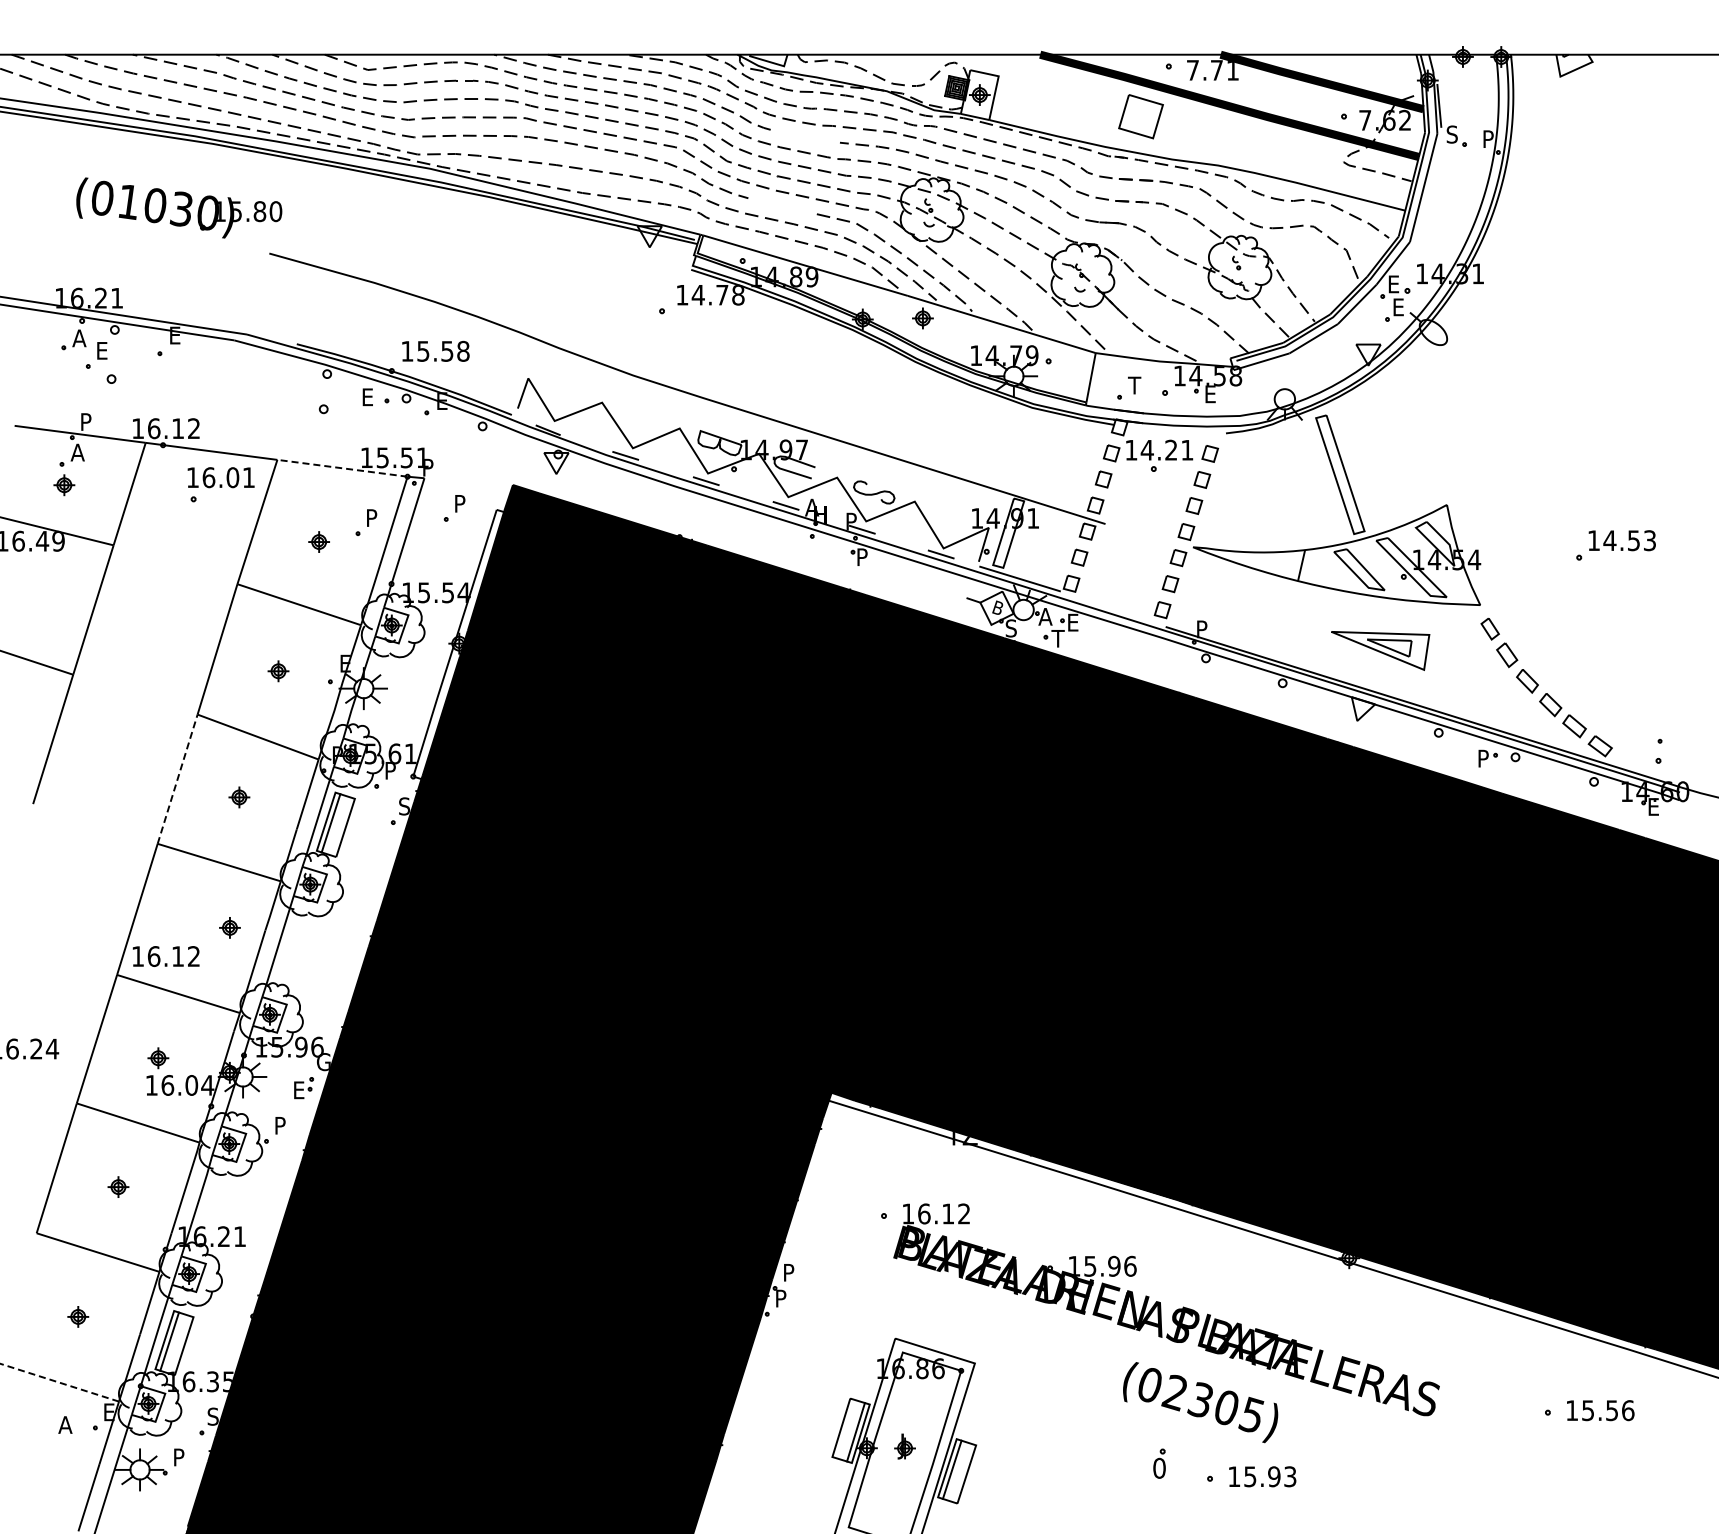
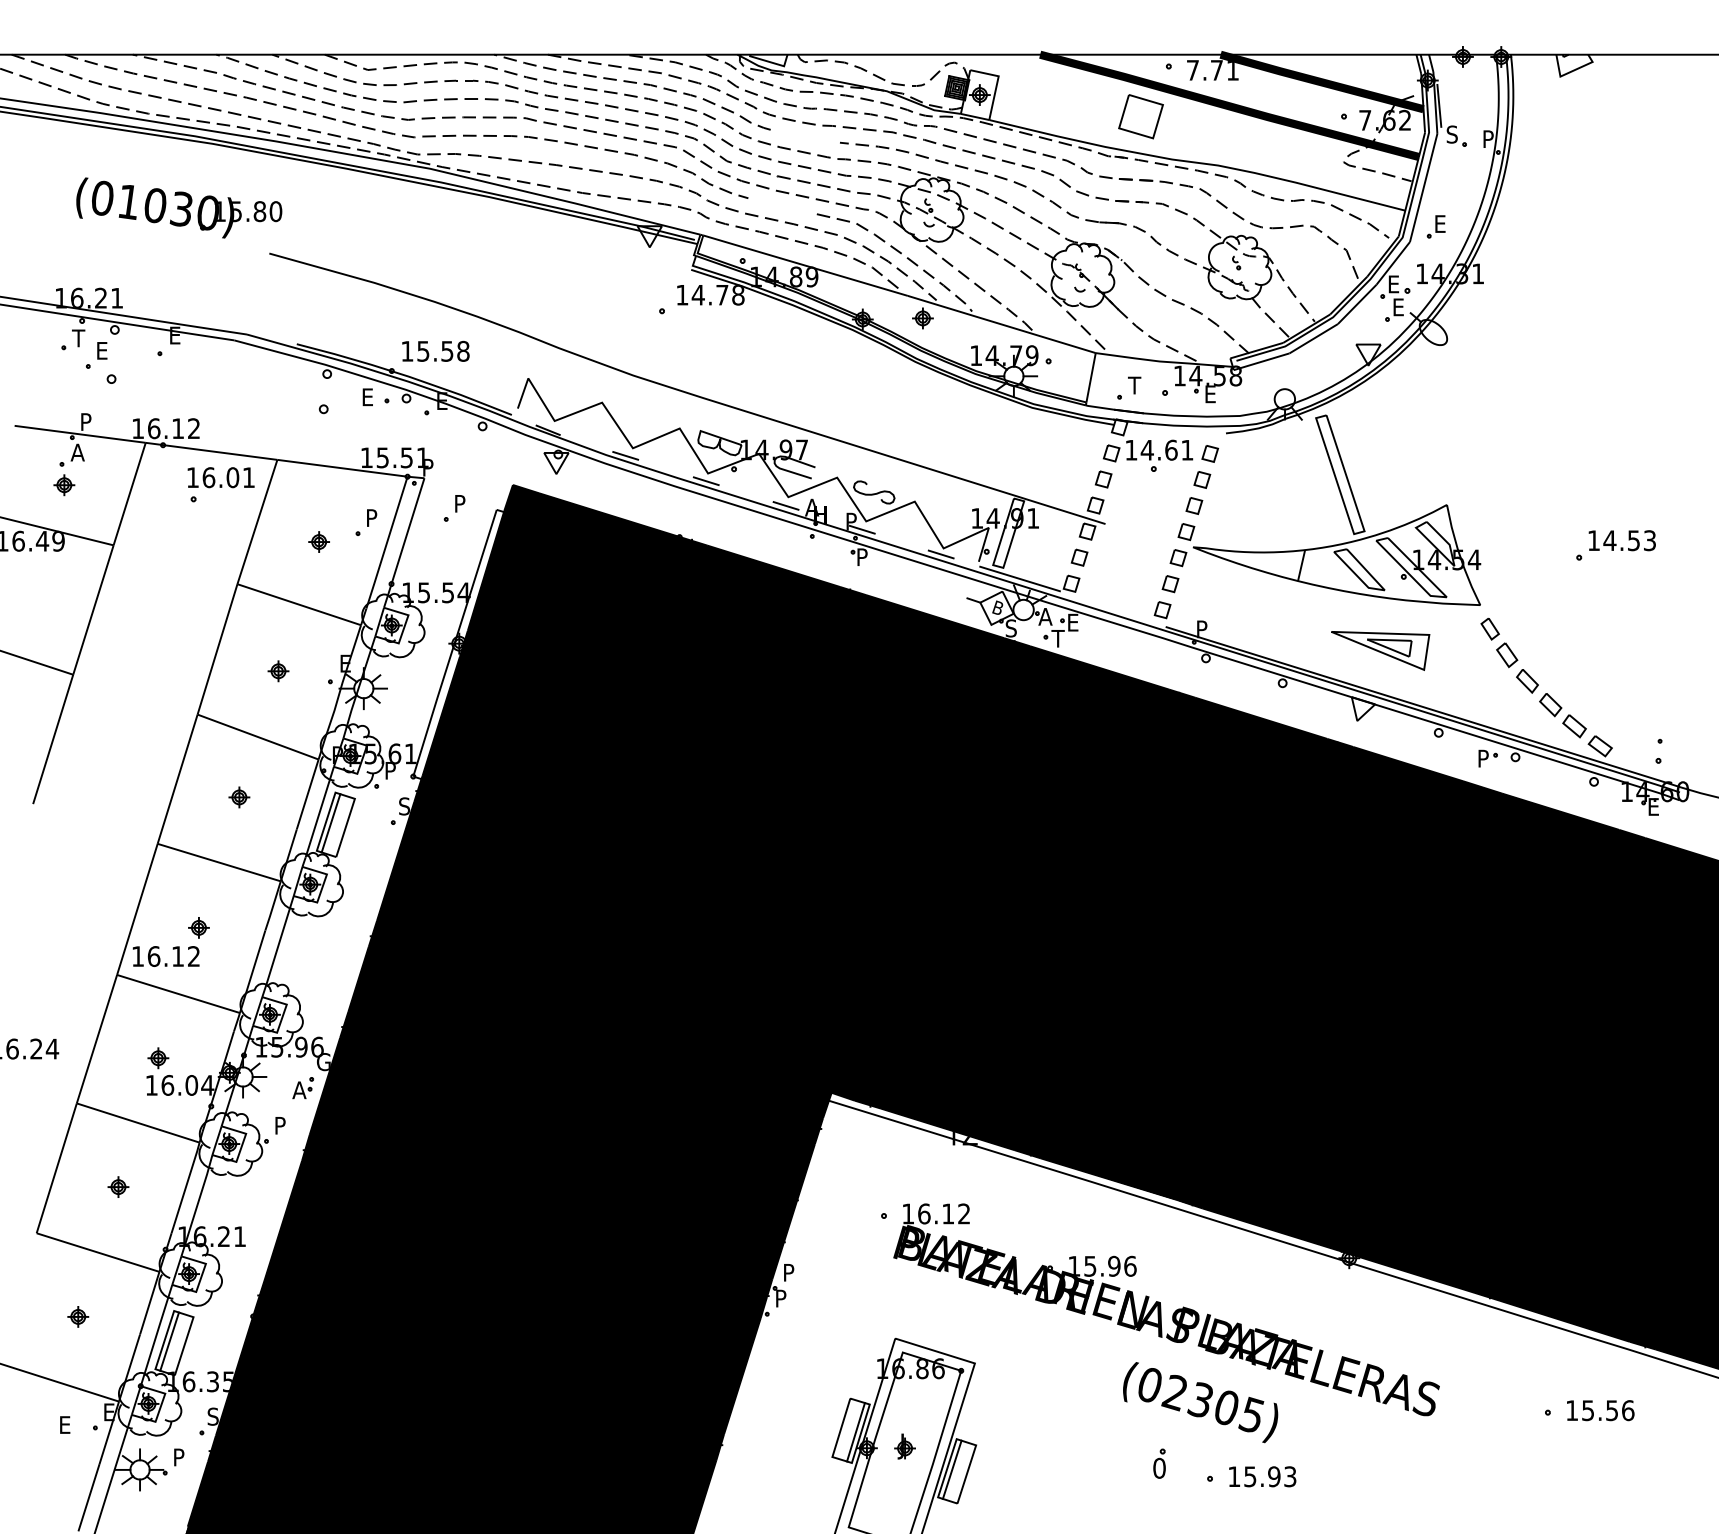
part: none -> present (1435, 226)
text: A -> T (79, 338)
text: 14.21 -> 14.61 (1171, 449)
line: dashed -> solid (342, 468)
line: dashed -> solid (177, 779)
part position: (229, 927) -> (198, 927) (198, 927)
text: E -> A (299, 1090)
line: dashed -> solid (59, 1382)
text: A -> E (65, 1424)
